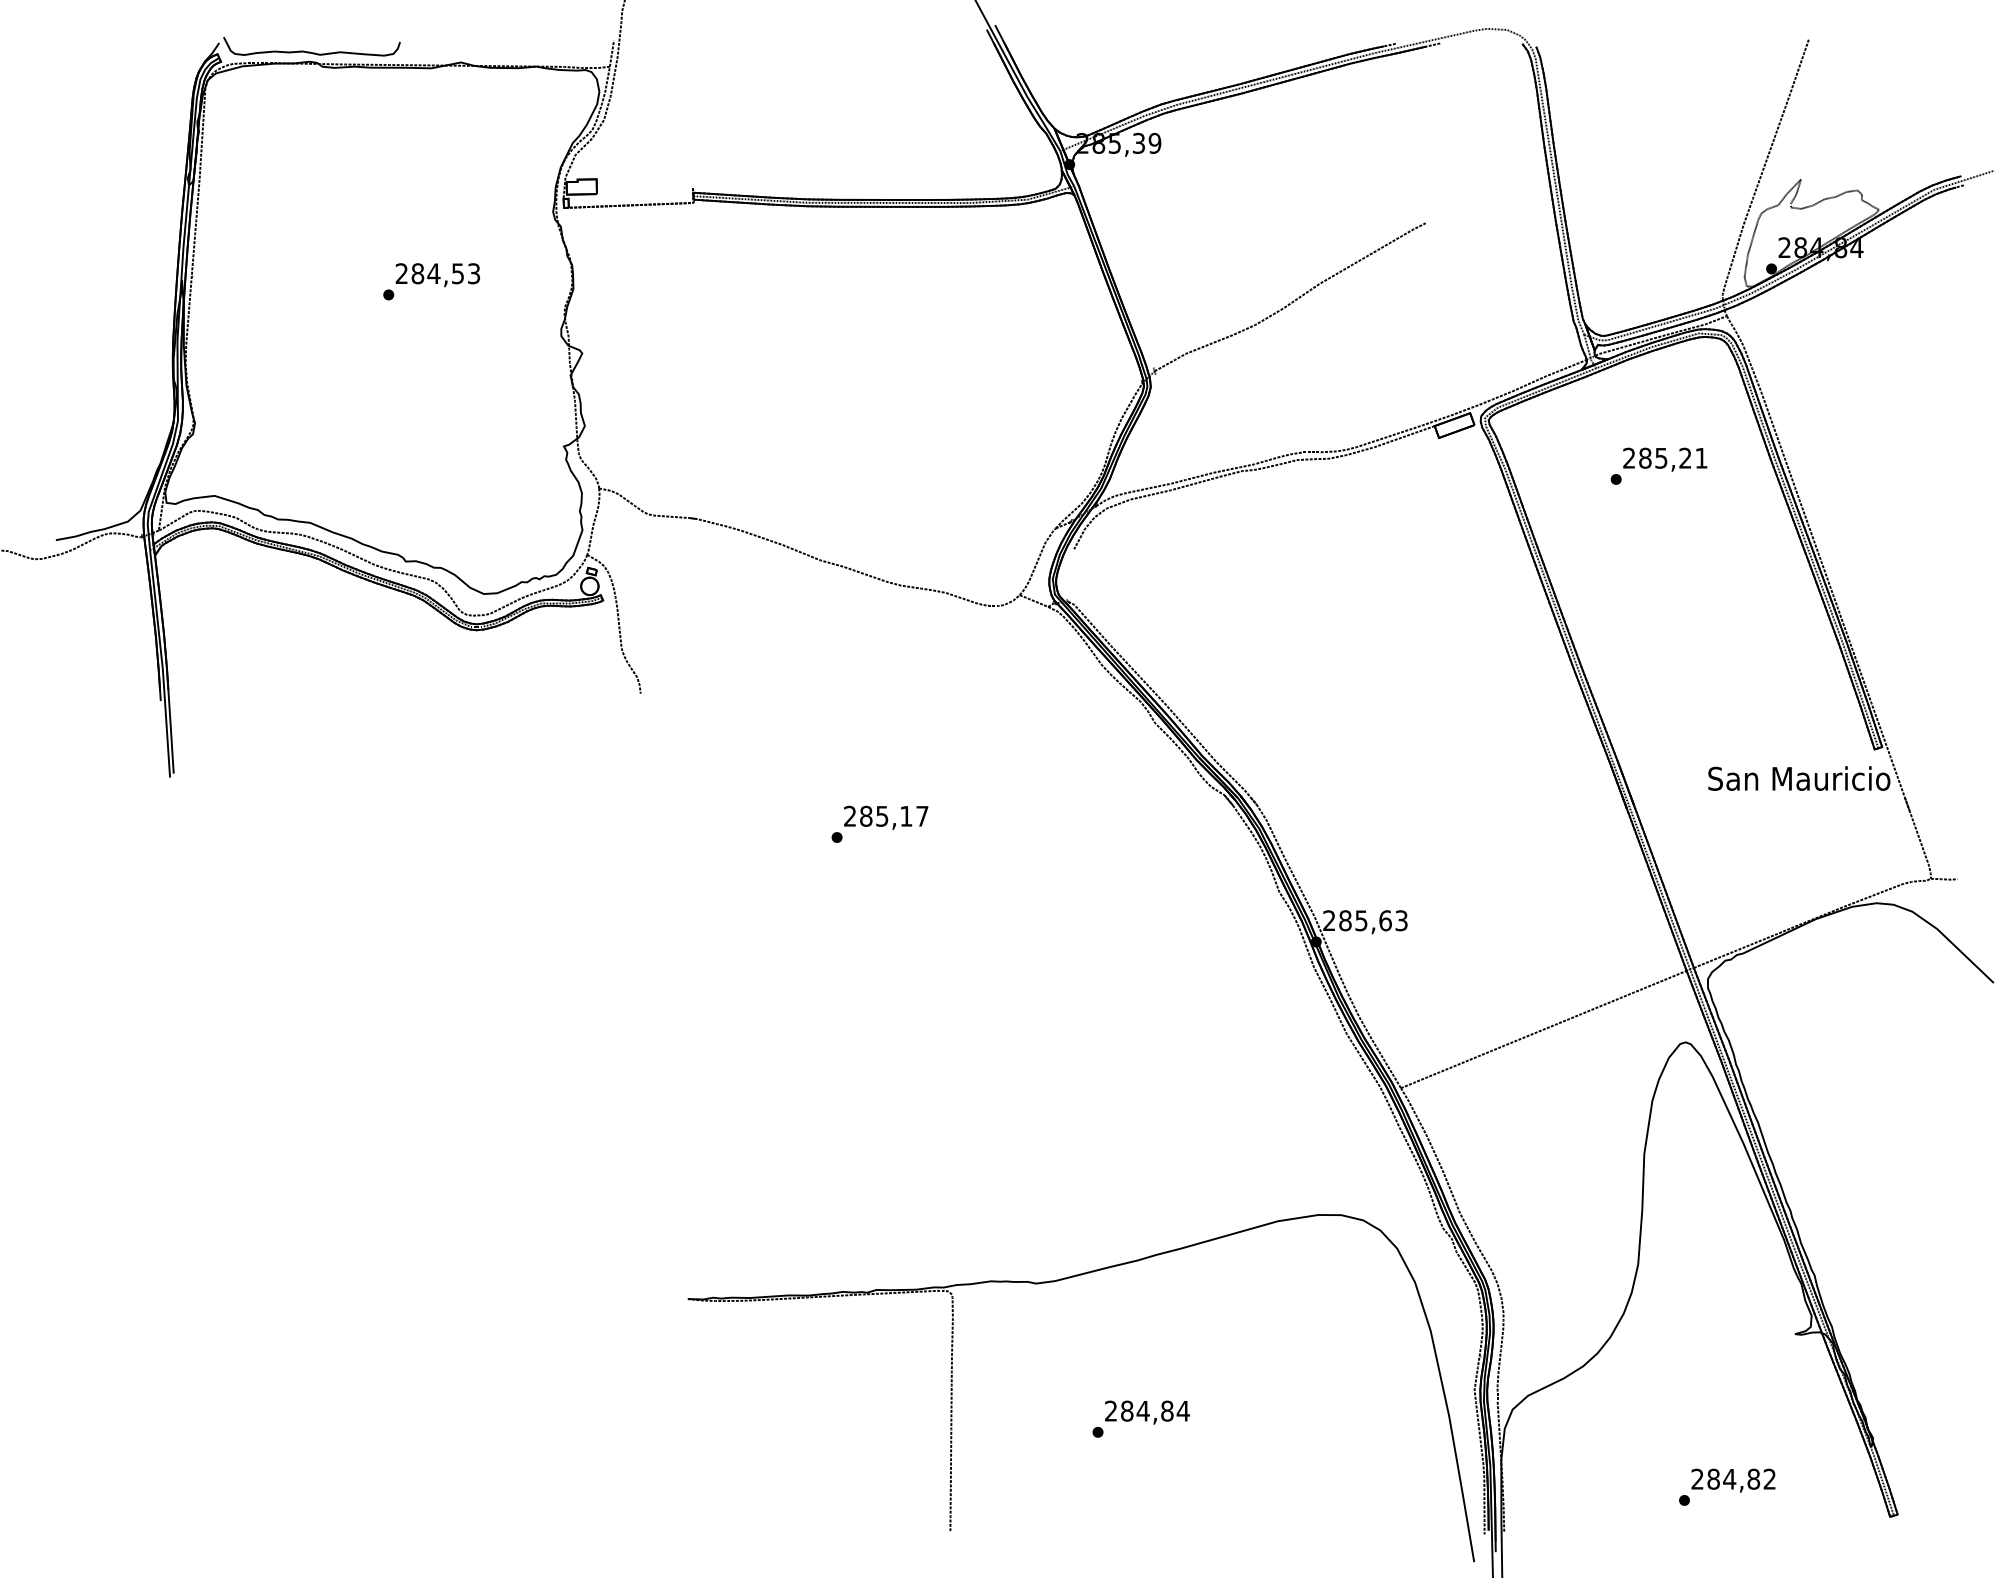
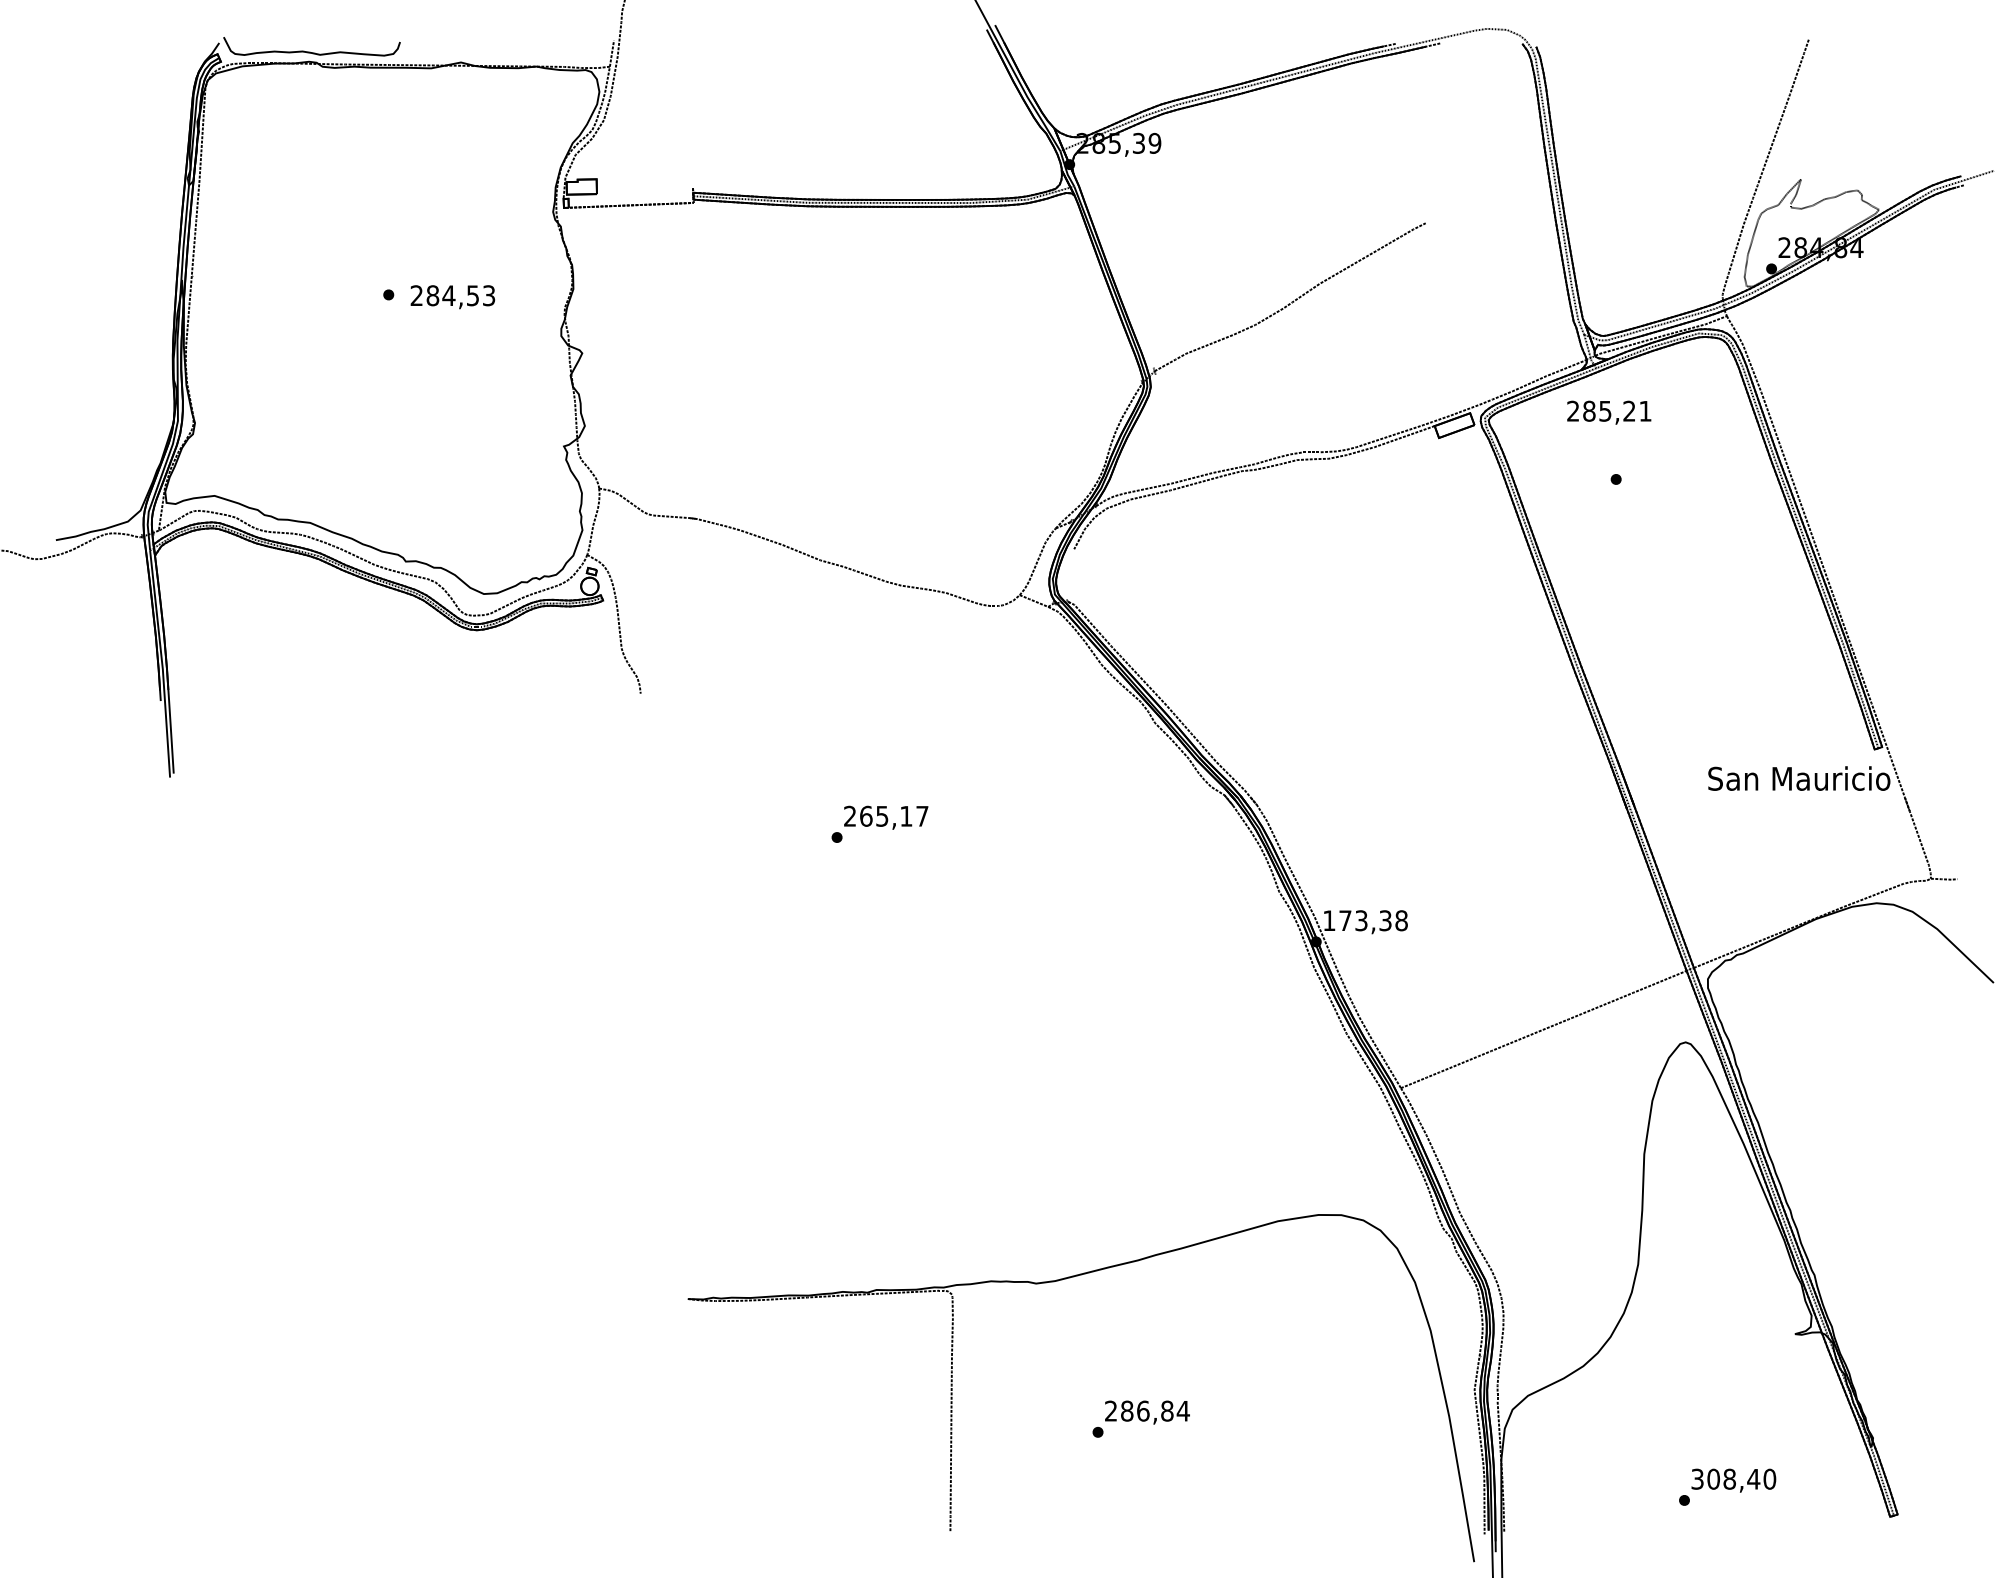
text position: (437, 275) -> (452, 297) (452, 297)
text position: (1665, 459) -> (1609, 412) (1609, 412)
text: 285,17 -> 265,17 (866, 815)
text: 285,63 -> 173,38 (1365, 920)
text: 284,84 -> 286,84 (1142, 1410)
text: 284,82 -> 308,40 (1733, 1478)
